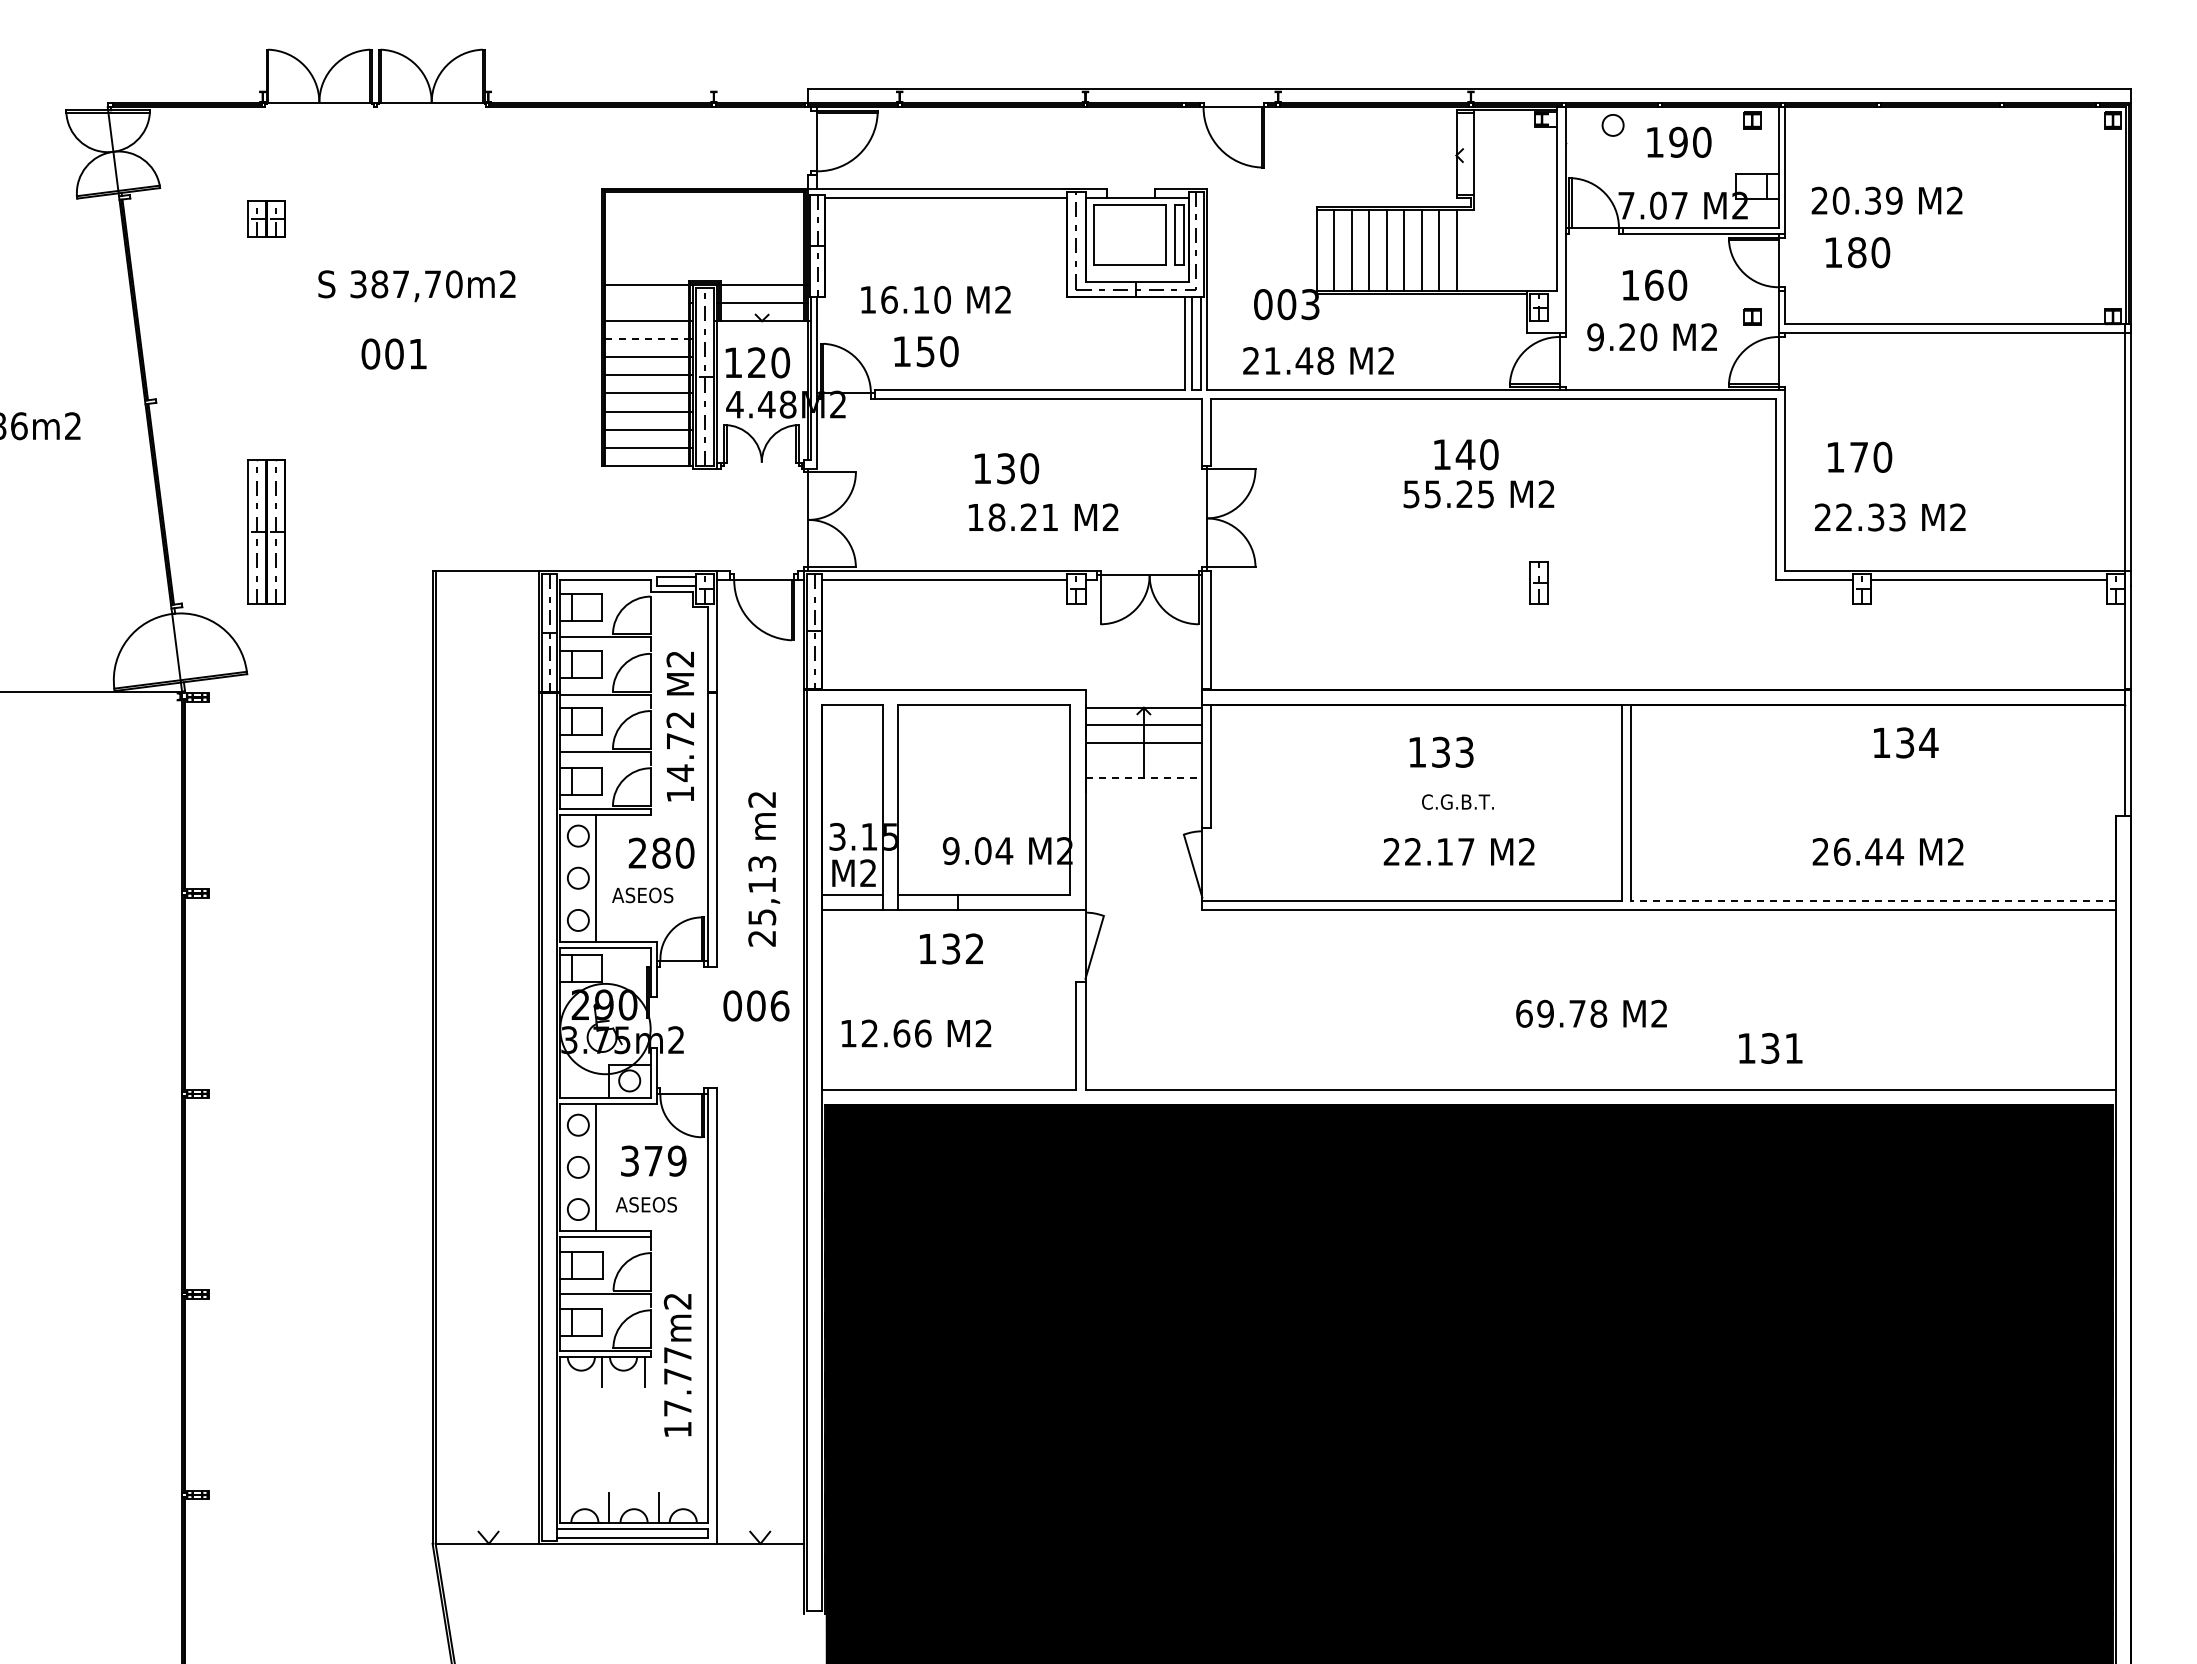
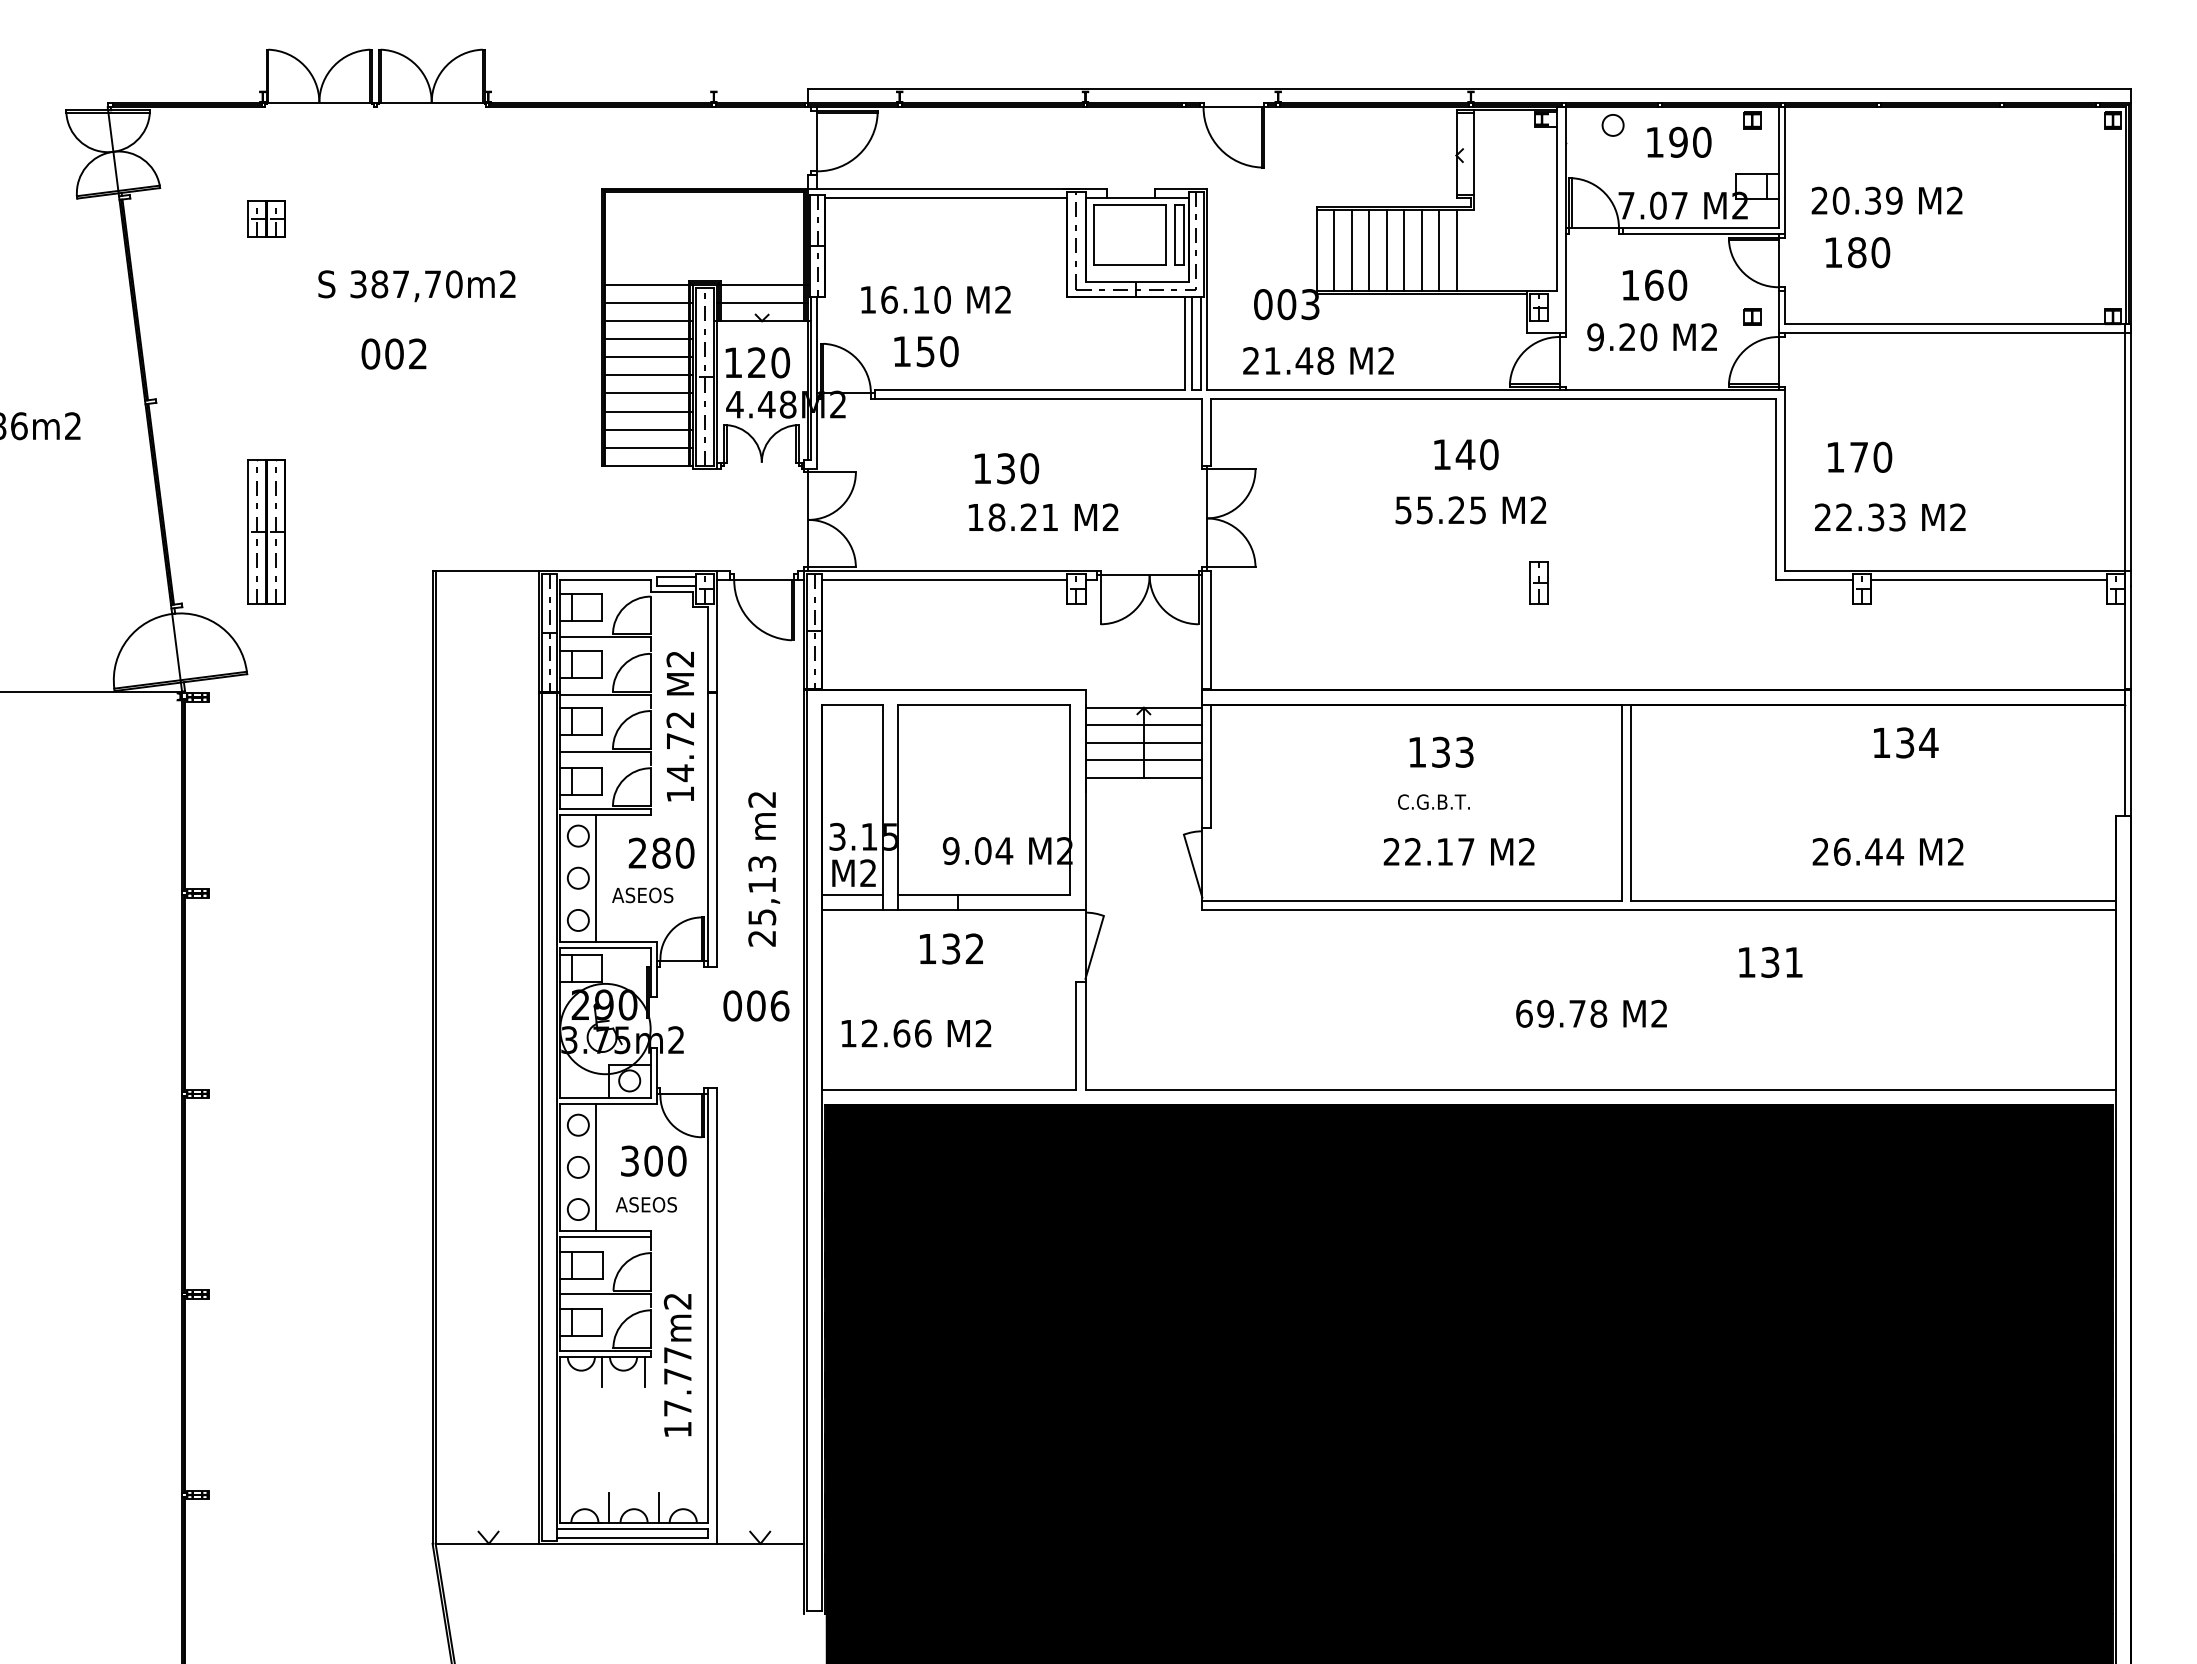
line: none -> present (646, 303)
line: dashed -> solid (647, 339)
text: 001 -> 002 (417, 353)
text position: (1478, 494) -> (1470, 510) (1470, 510)
line: none -> present (1143, 760)
line: dashed -> solid (1144, 777)
text position: (1457, 801) -> (1433, 801) (1433, 801)
line: dashed -> solid (1873, 900)
text position: (1770, 1048) -> (1770, 962) (1770, 962)
text: 379 -> 300 (665, 1160)
